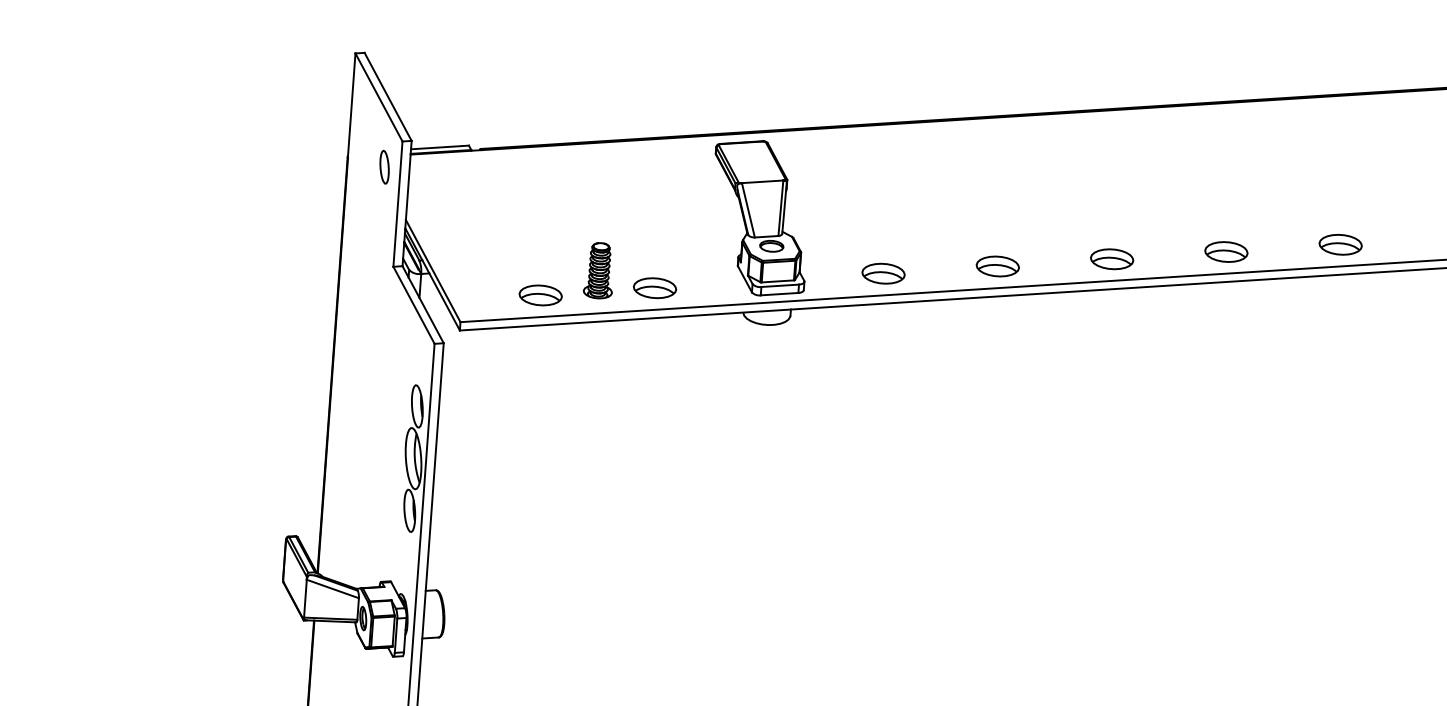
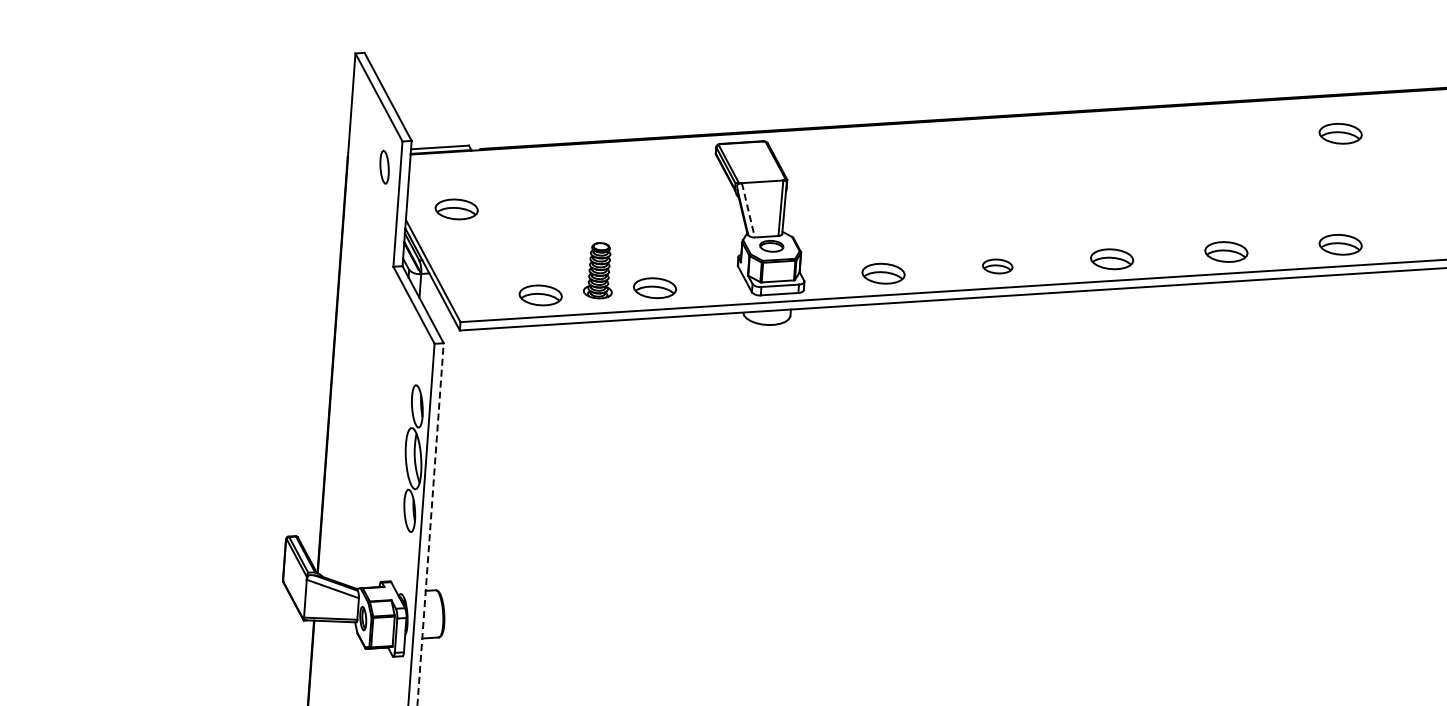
part: none -> present (1340, 133)
part: none -> present (456, 209)
line: solid -> dashed (748, 210)
part size: 45x23 px -> 32x17 px (997, 266)
line: solid -> dashed (430, 523)
